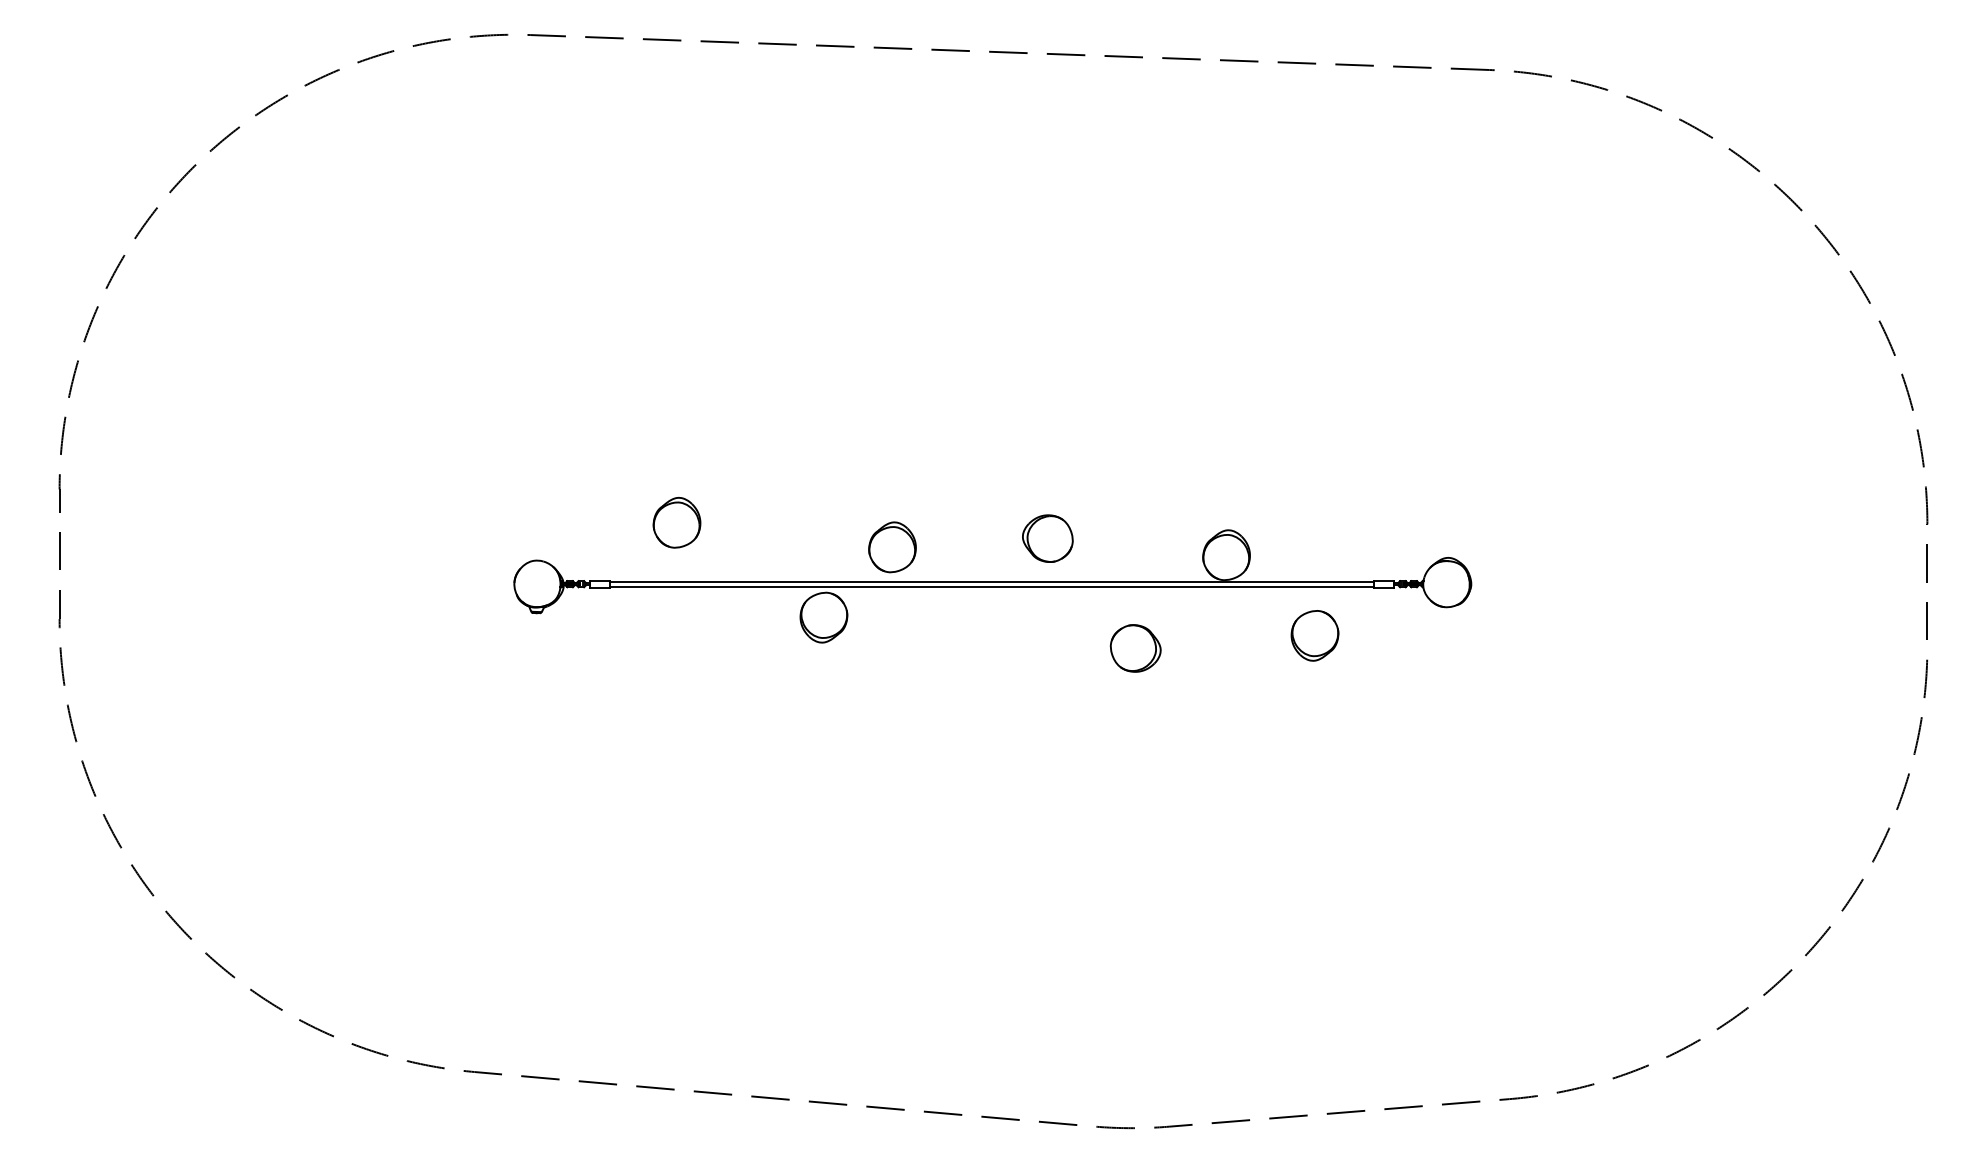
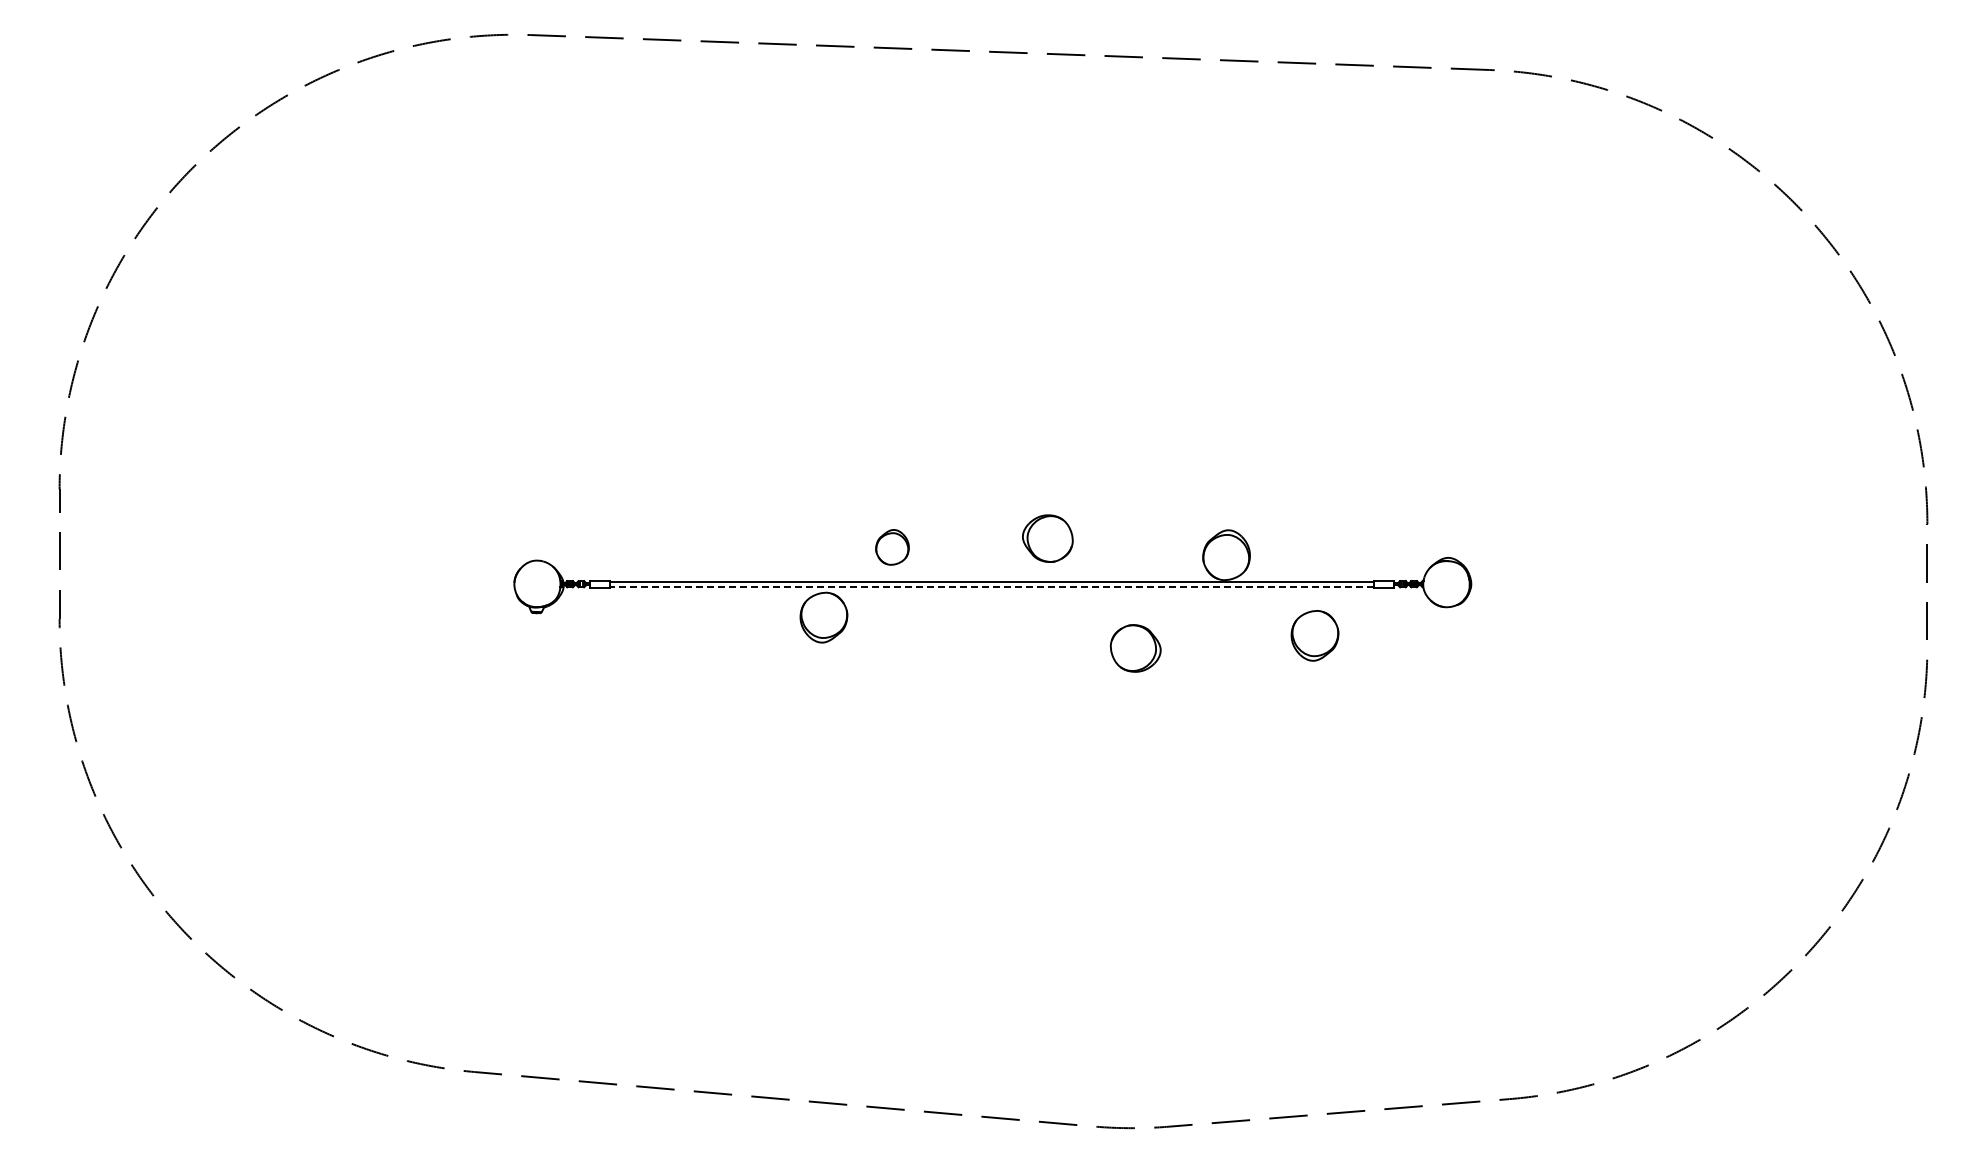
part: present -> none (676, 522)
part size: 49x53 px -> 35x37 px (892, 547)
line: solid -> dashed (991, 586)
